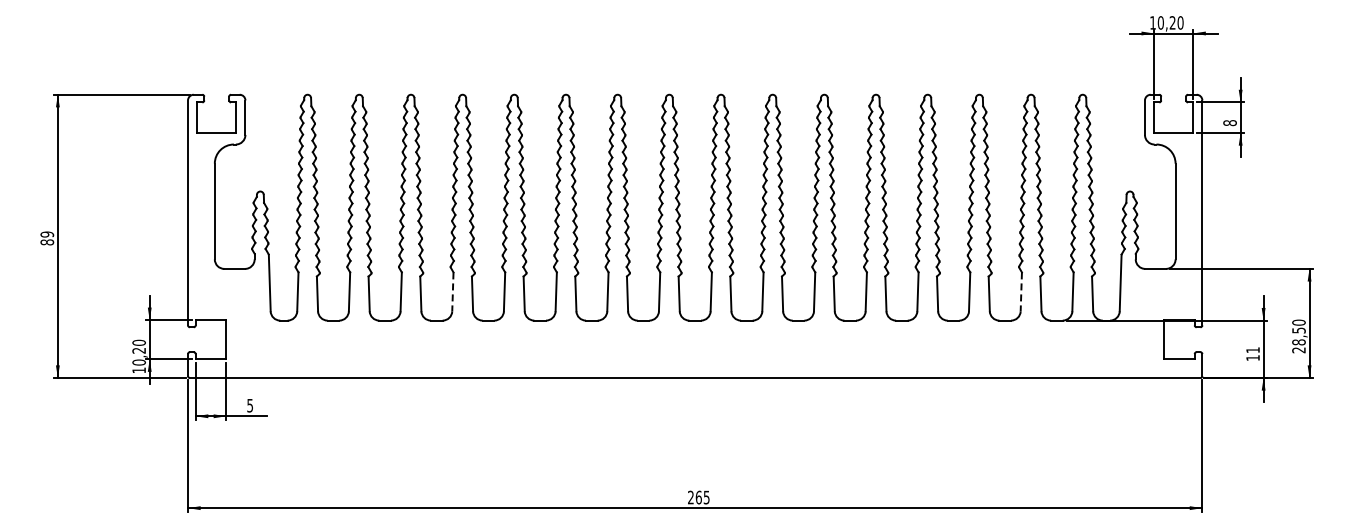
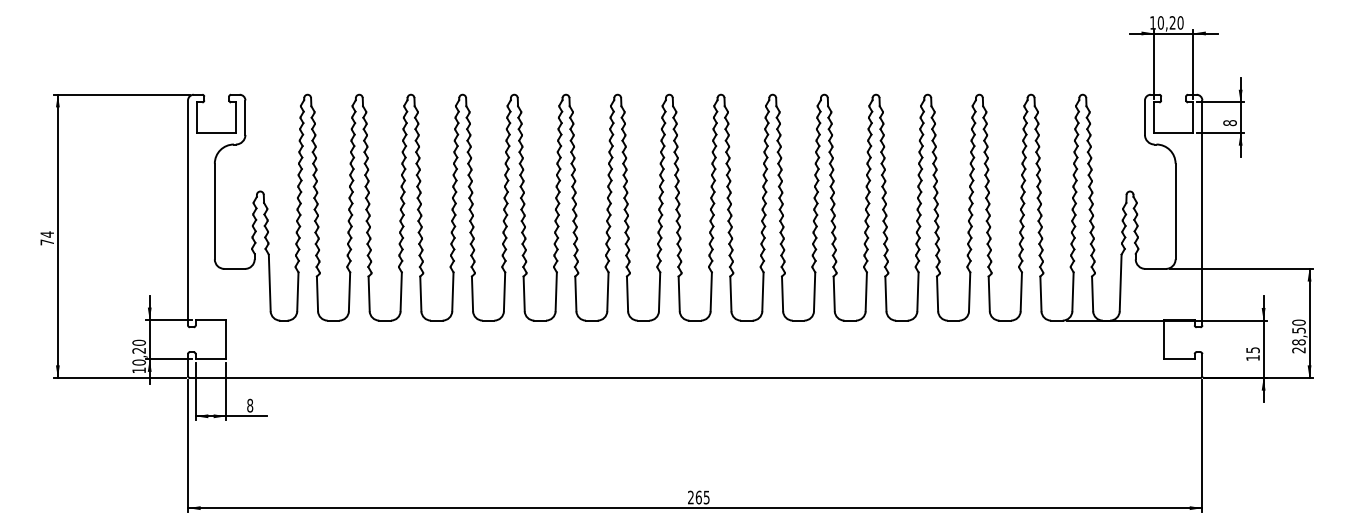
text: 89 -> 74 (47, 238)
line: dashed -> solid (452, 292)
line: dashed -> solid (1021, 292)
text: 11 -> 15 (1252, 350)
text: 5 -> 8 (250, 405)
